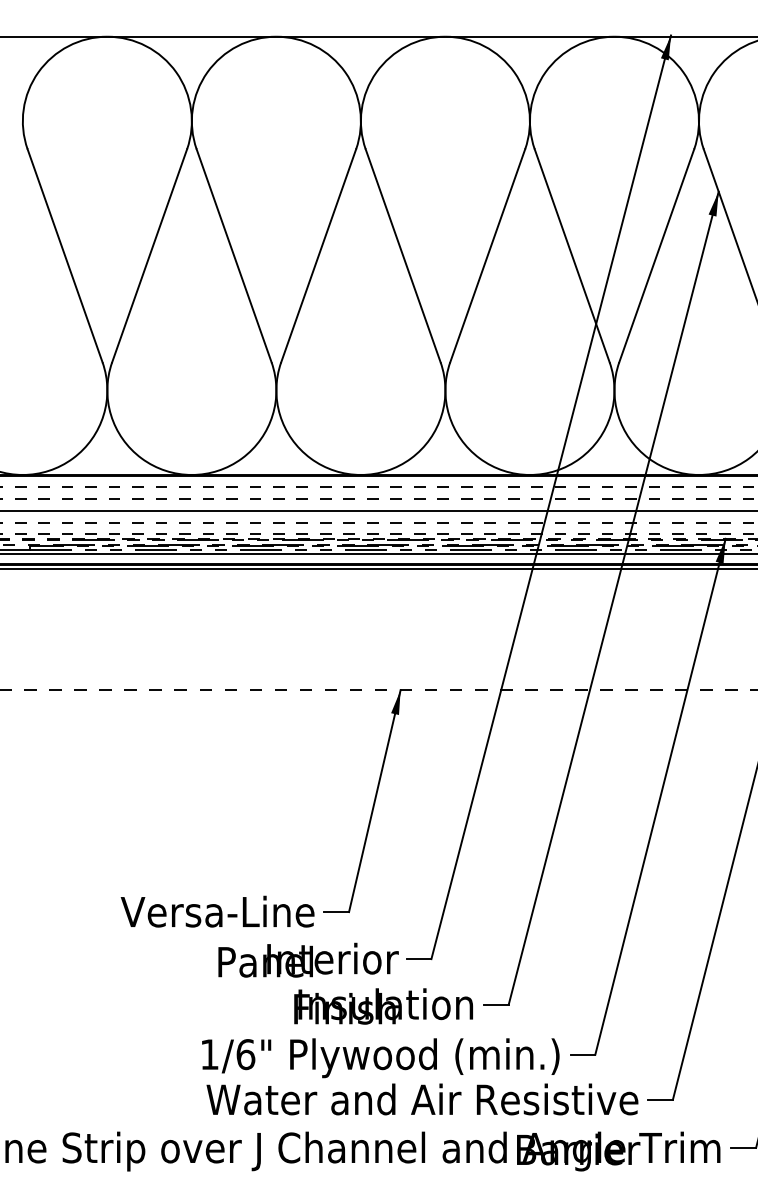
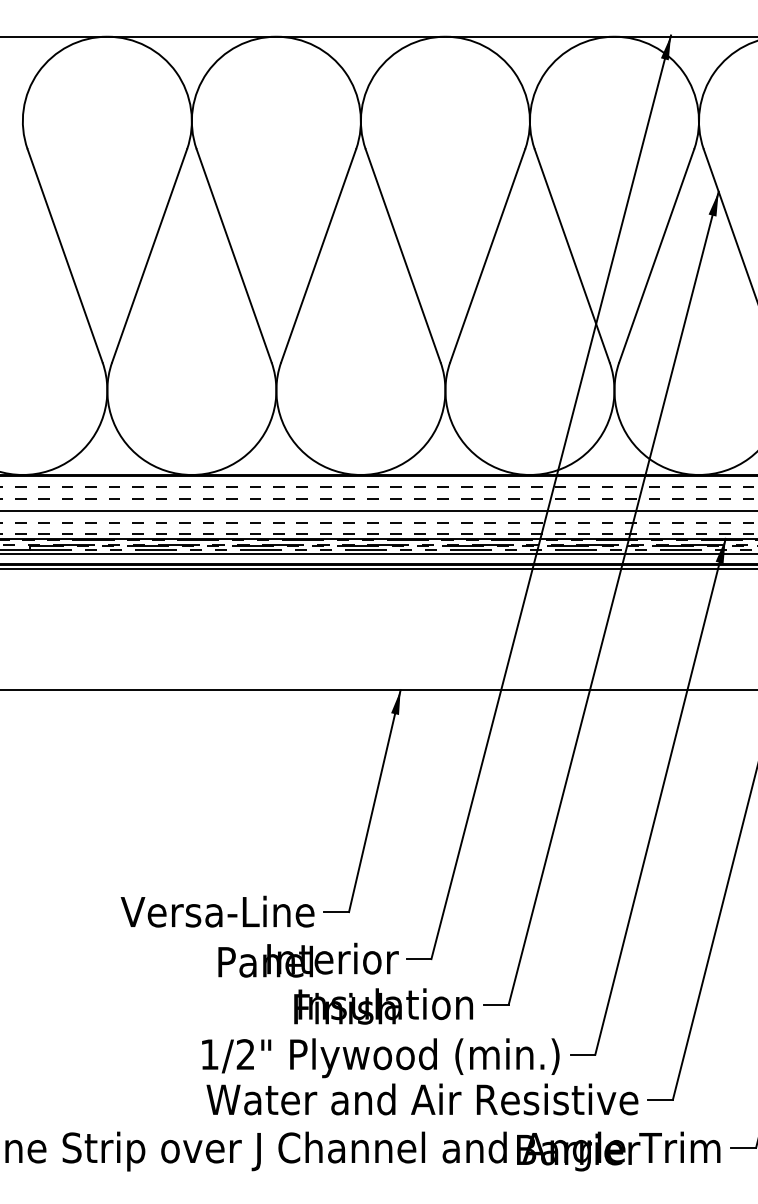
line: dashed -> solid (378, 538)
line: dashed -> solid (378, 690)
text: 1/6" -> 1/2" (245, 1054)
